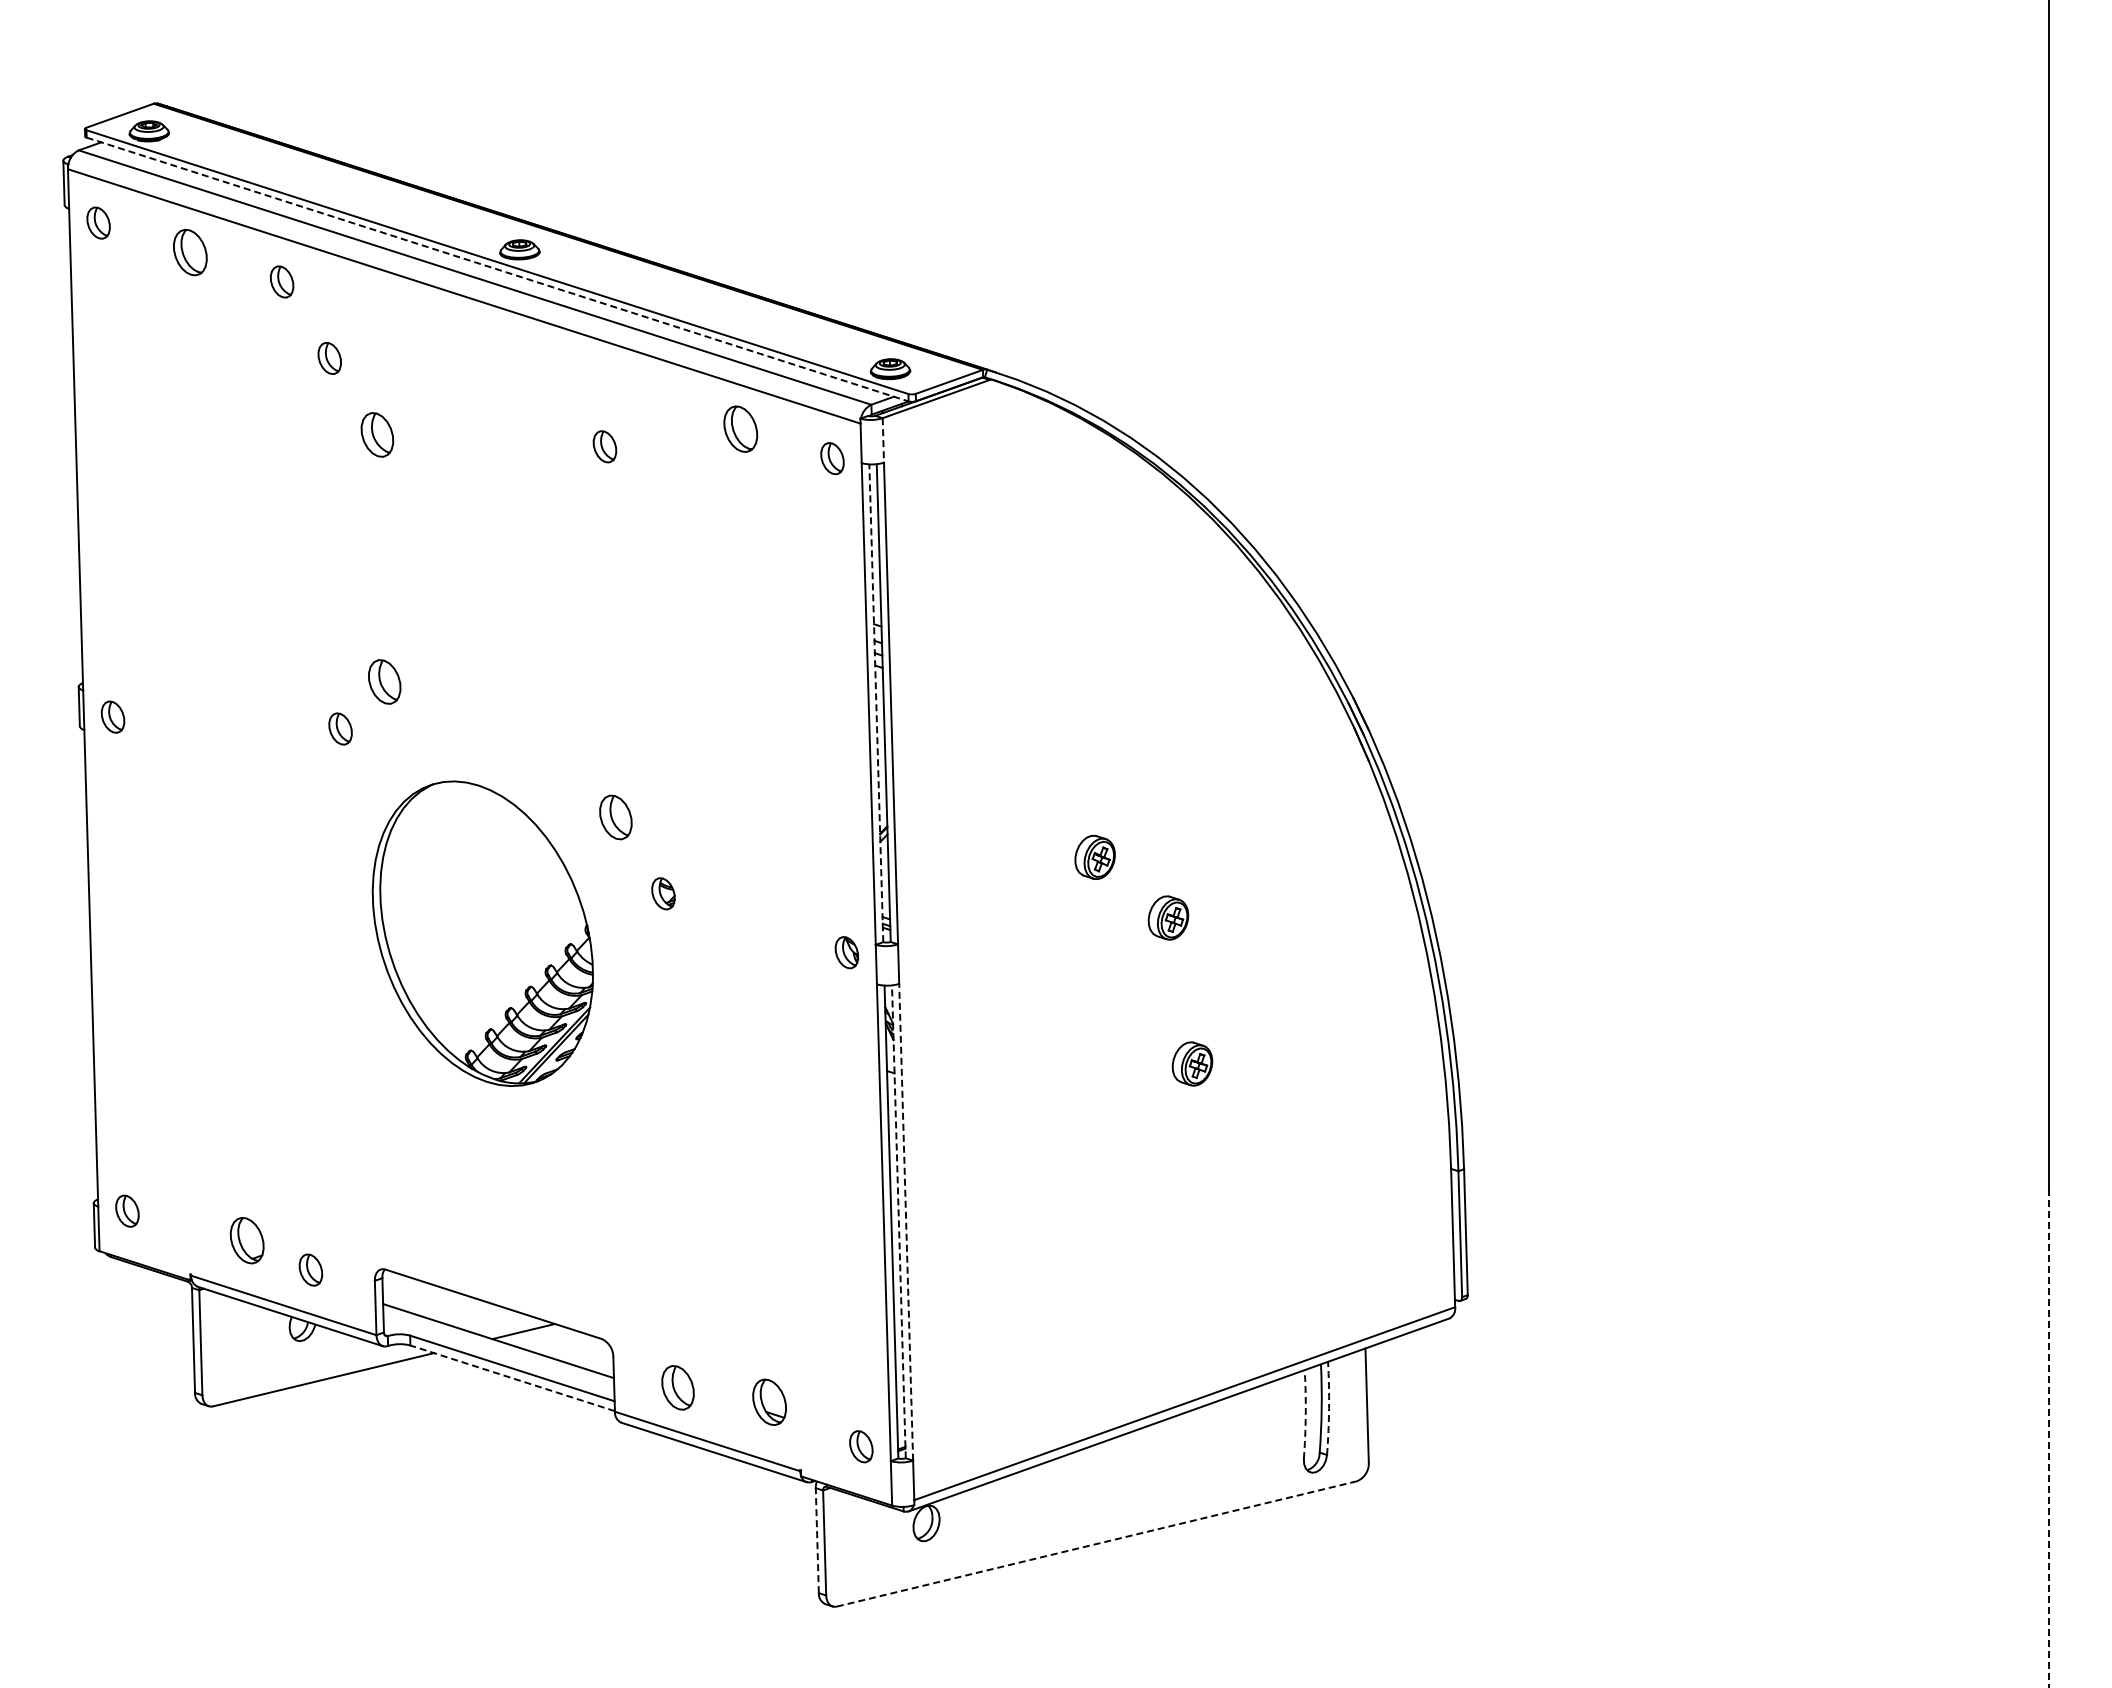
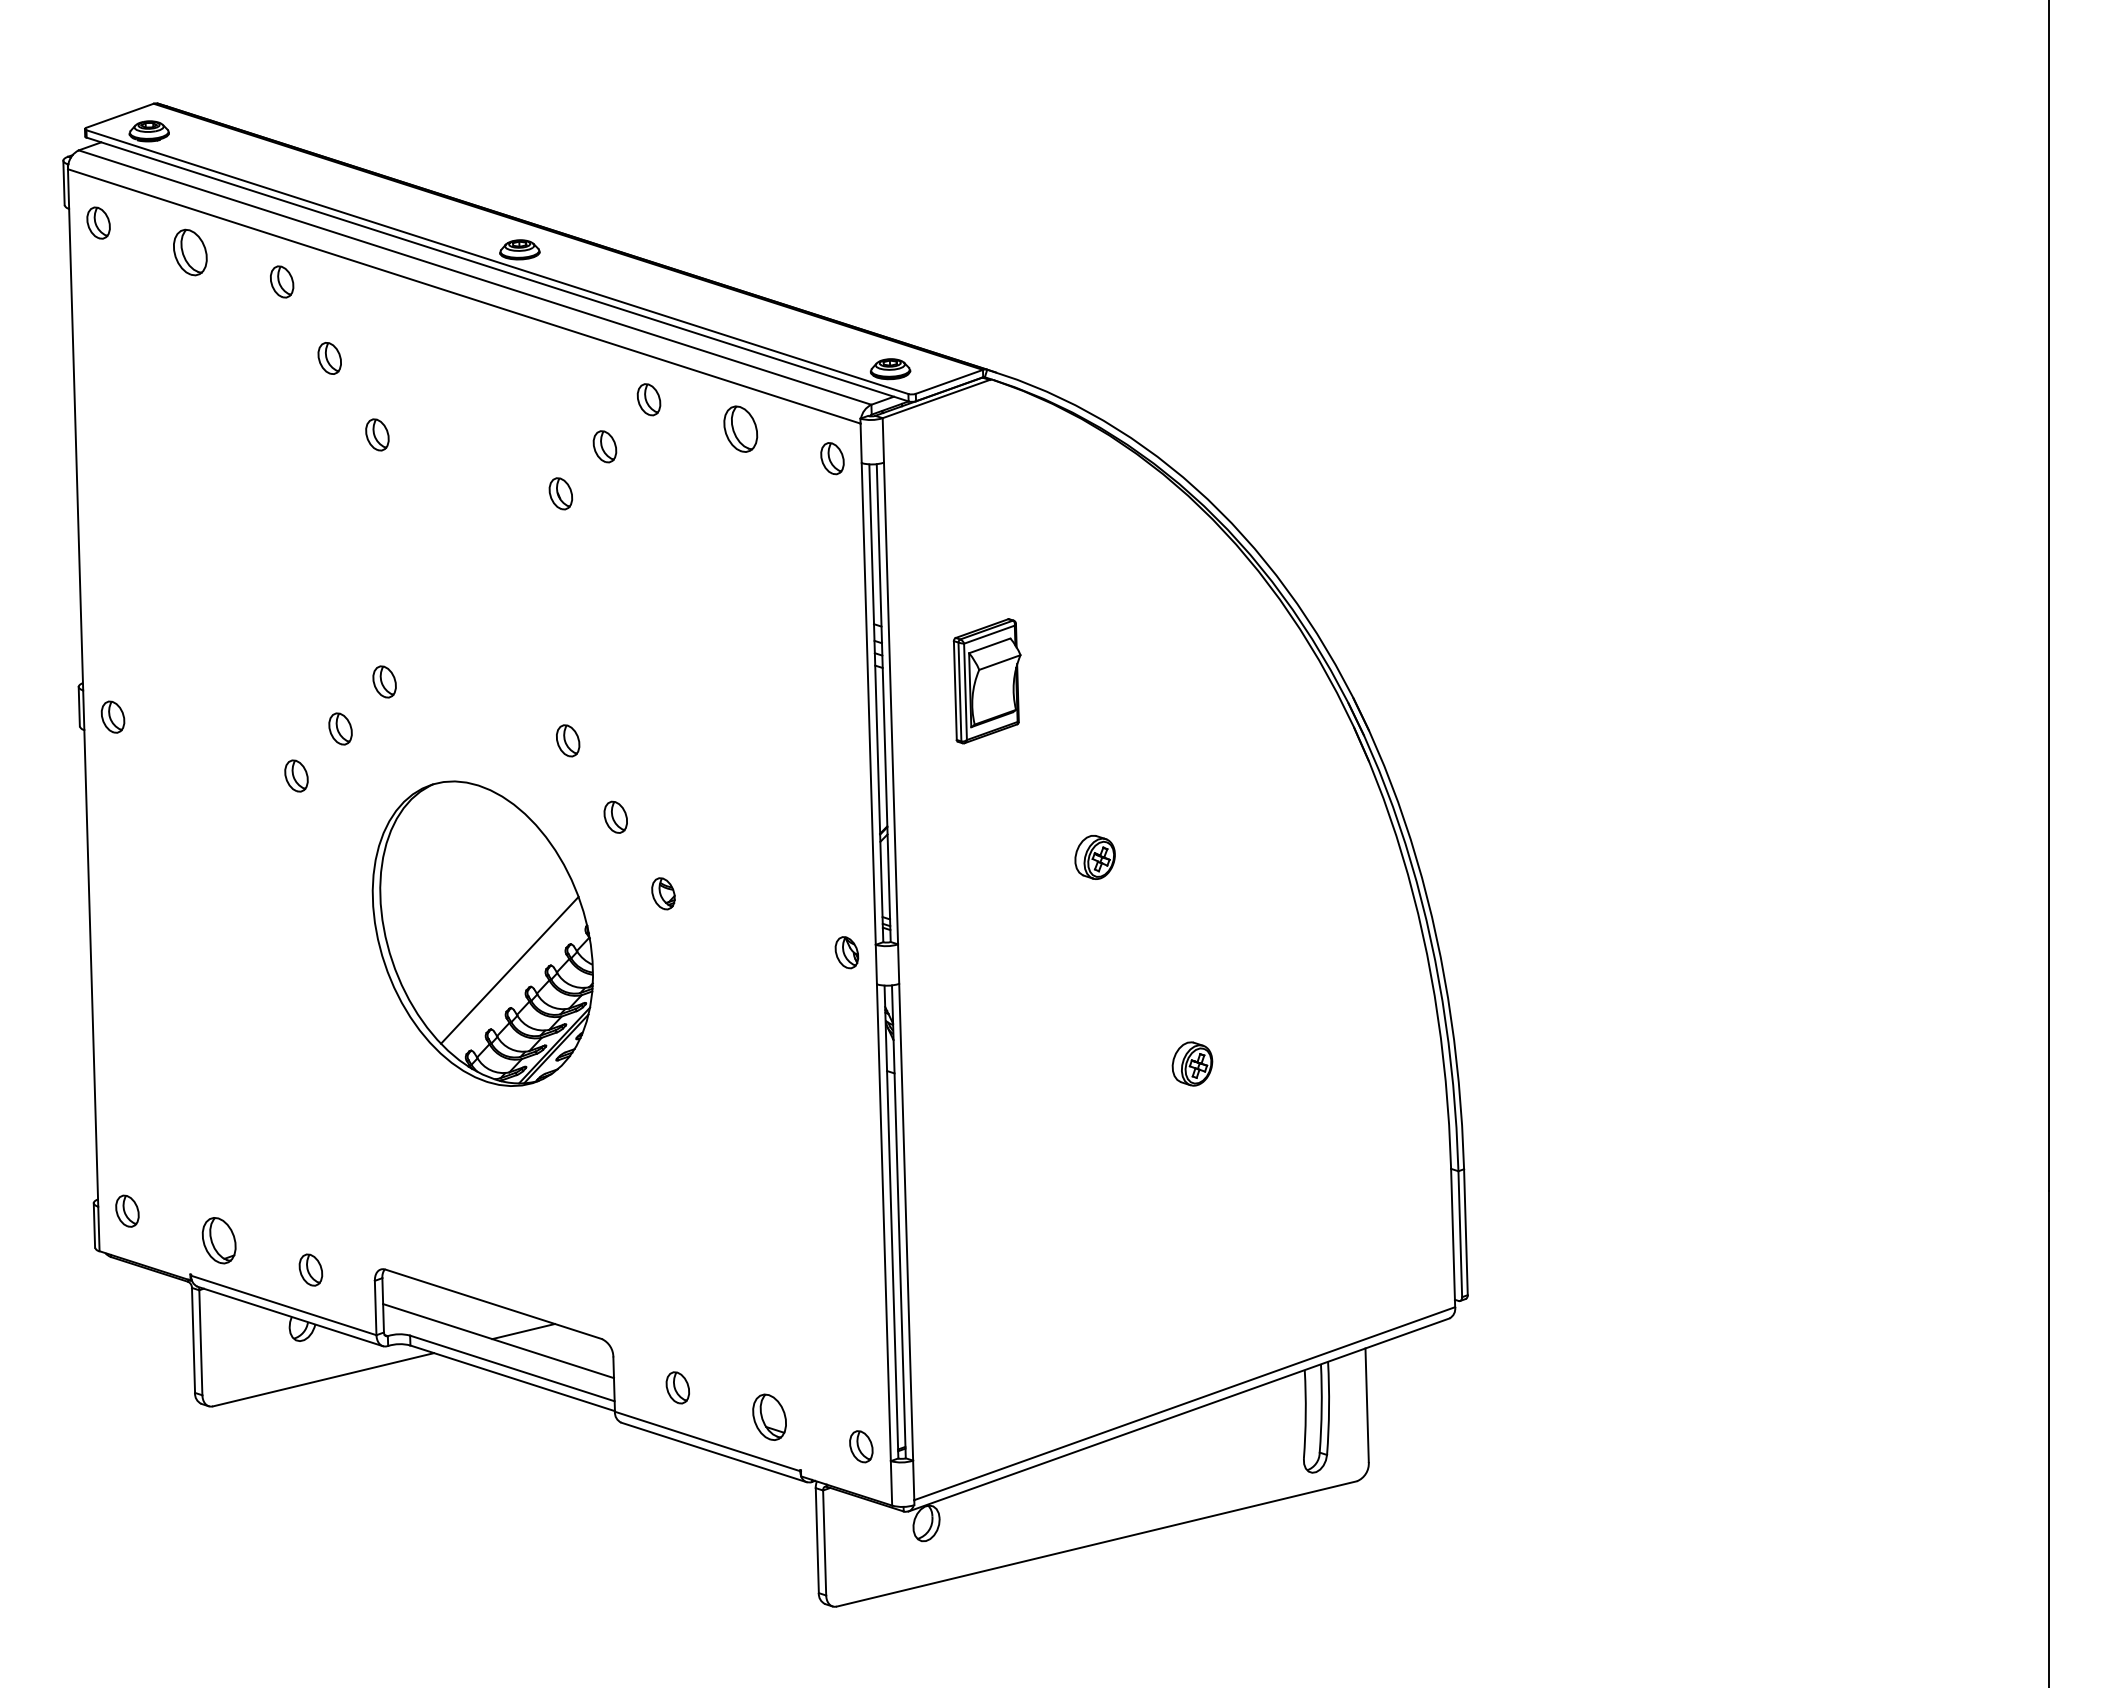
line: dashed -> solid (497, 269)
part: none -> present (648, 399)
part size: 35x46 px -> 25x34 px (377, 434)
line: dashed -> solid (883, 440)
part: none -> present (560, 493)
part size: 34x46 px -> 25x34 px (384, 681)
part: none -> present (986, 681)
line: dashed -> solid (876, 703)
part: none -> present (568, 740)
part: none -> present (296, 775)
part size: 34x47 px -> 25x34 px (615, 816)
part: present -> none (1168, 917)
line: none -> present (509, 969)
line: dashed -> solid (898, 1221)
line: dashed -> solid (906, 1221)
part position: (246, 1240) -> (218, 1240) (218, 1240)
line: dashed -> solid (512, 1378)
part size: 34x46 px -> 25x34 px (677, 1387)
part position: (769, 1401) -> (769, 1416) (769, 1416)
arc: dashed -> solid (1329, 1408)
arc: dashed -> solid (1305, 1414)
line: dashed -> solid (2048, 1438)
line: dashed -> solid (817, 1540)
line: dashed -> solid (1097, 1543)
